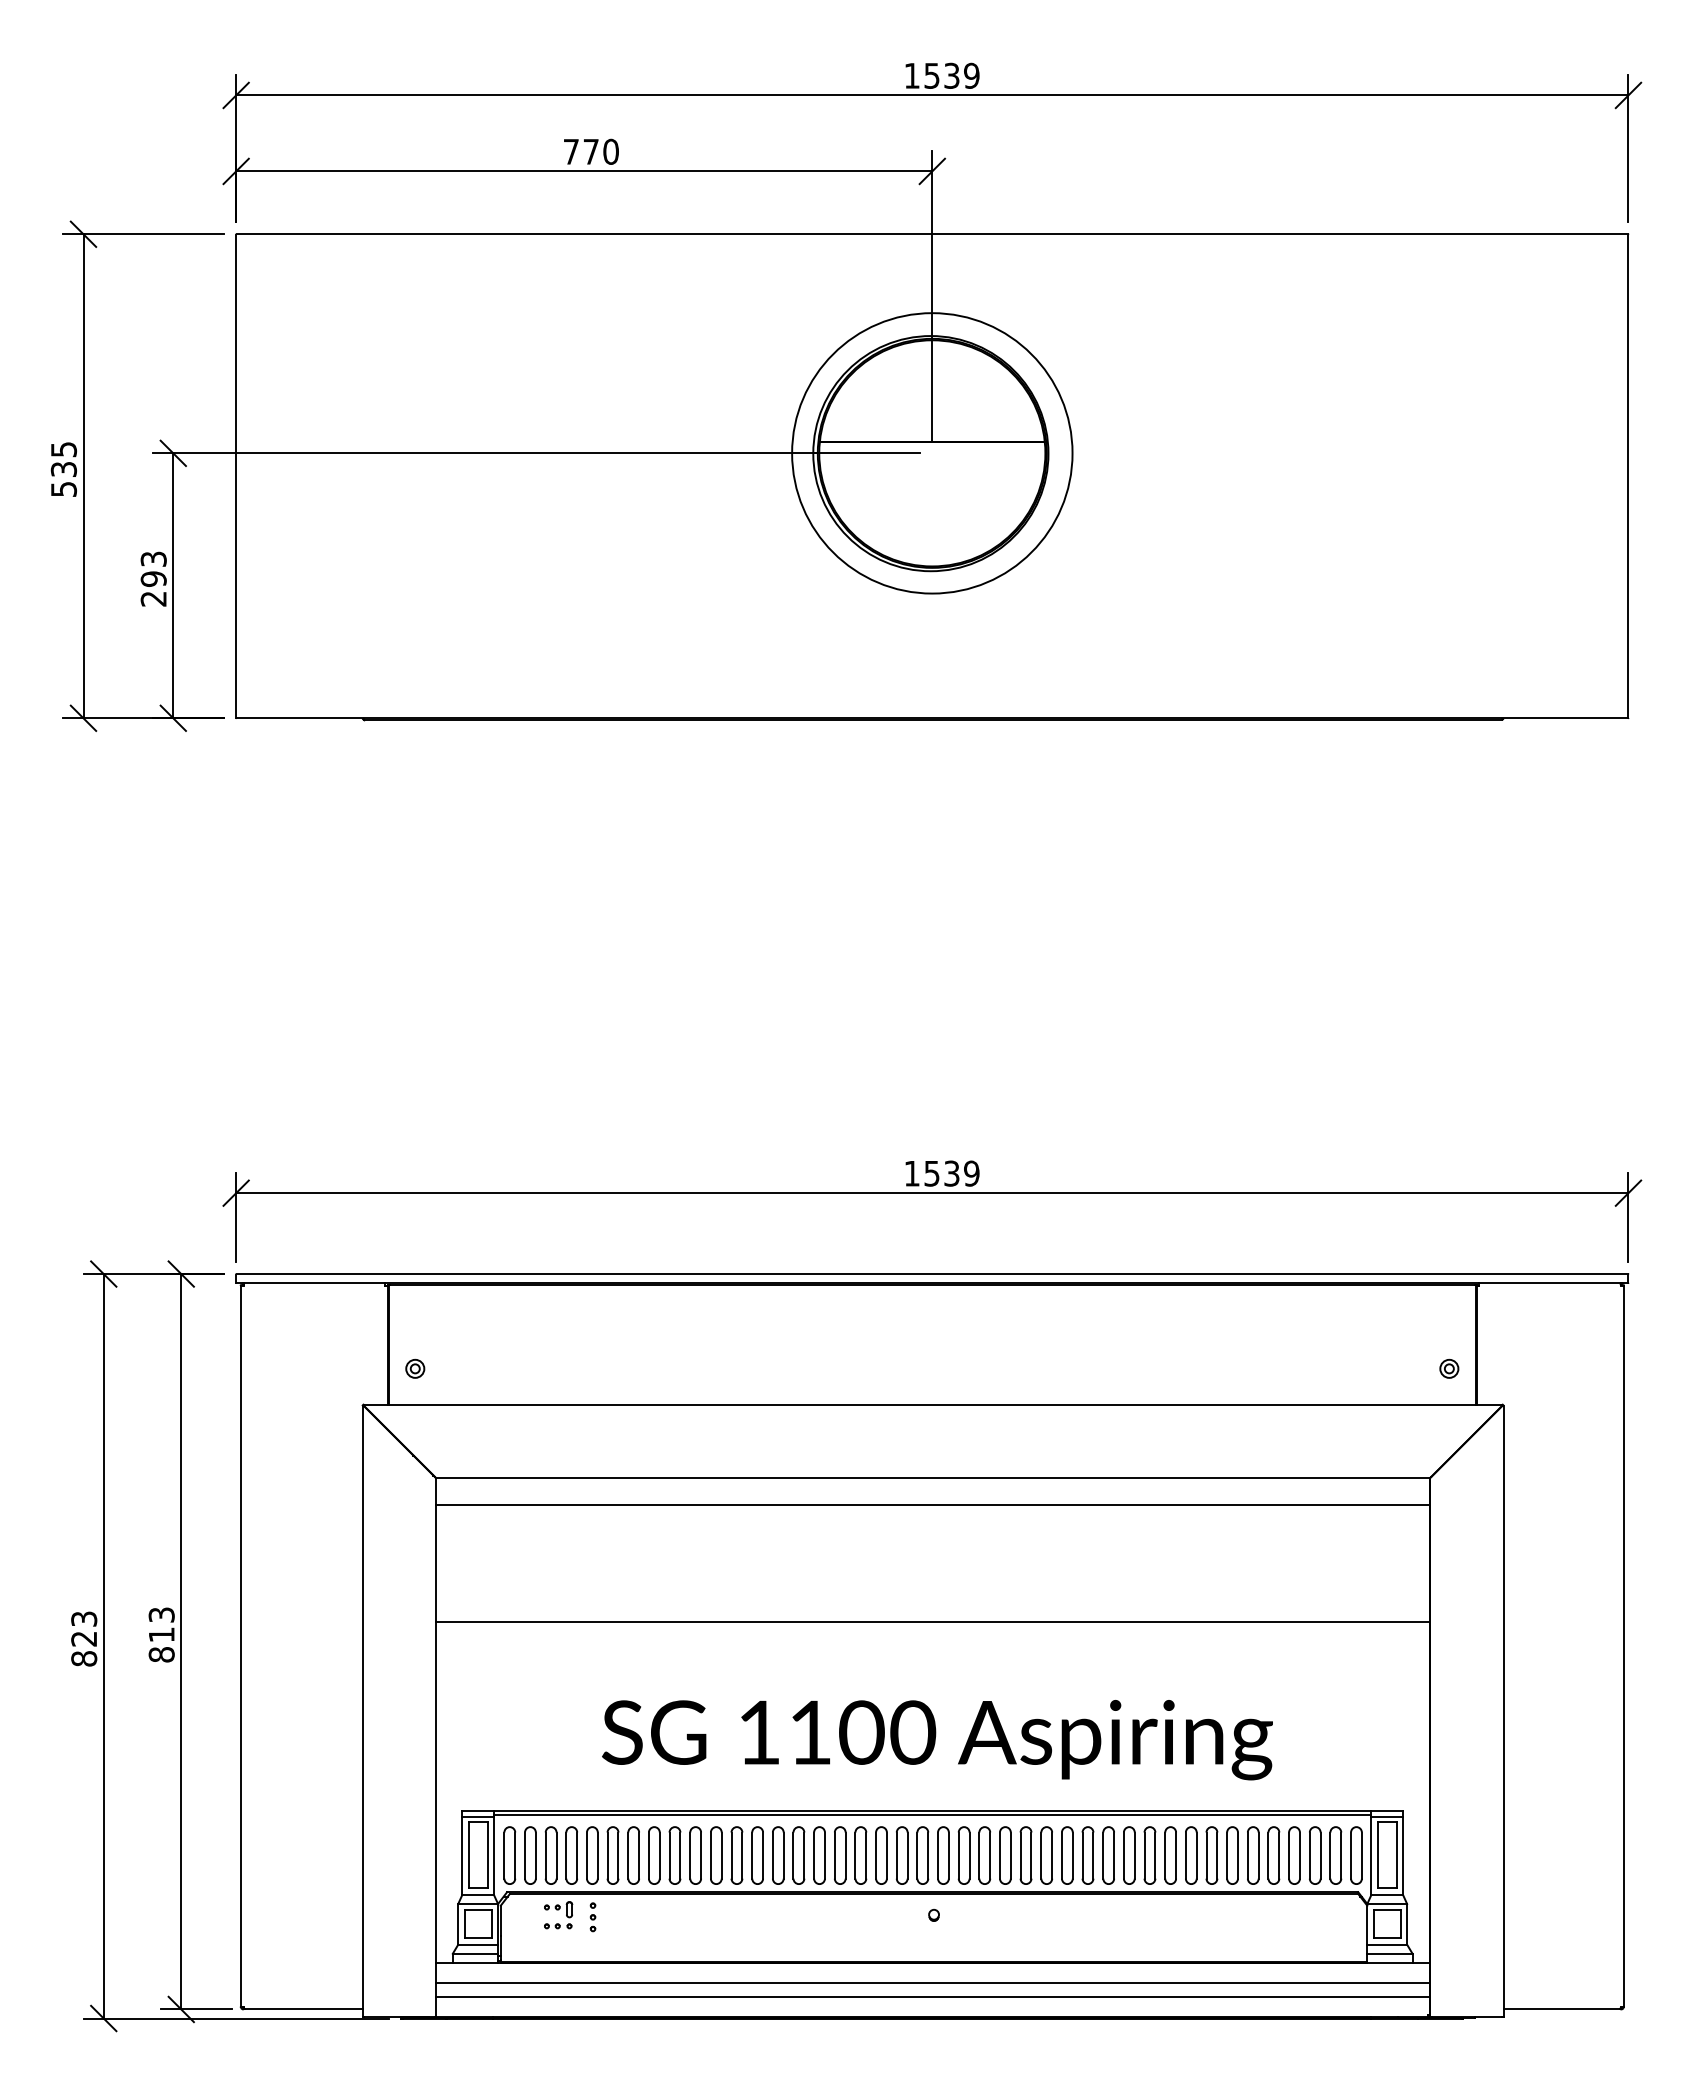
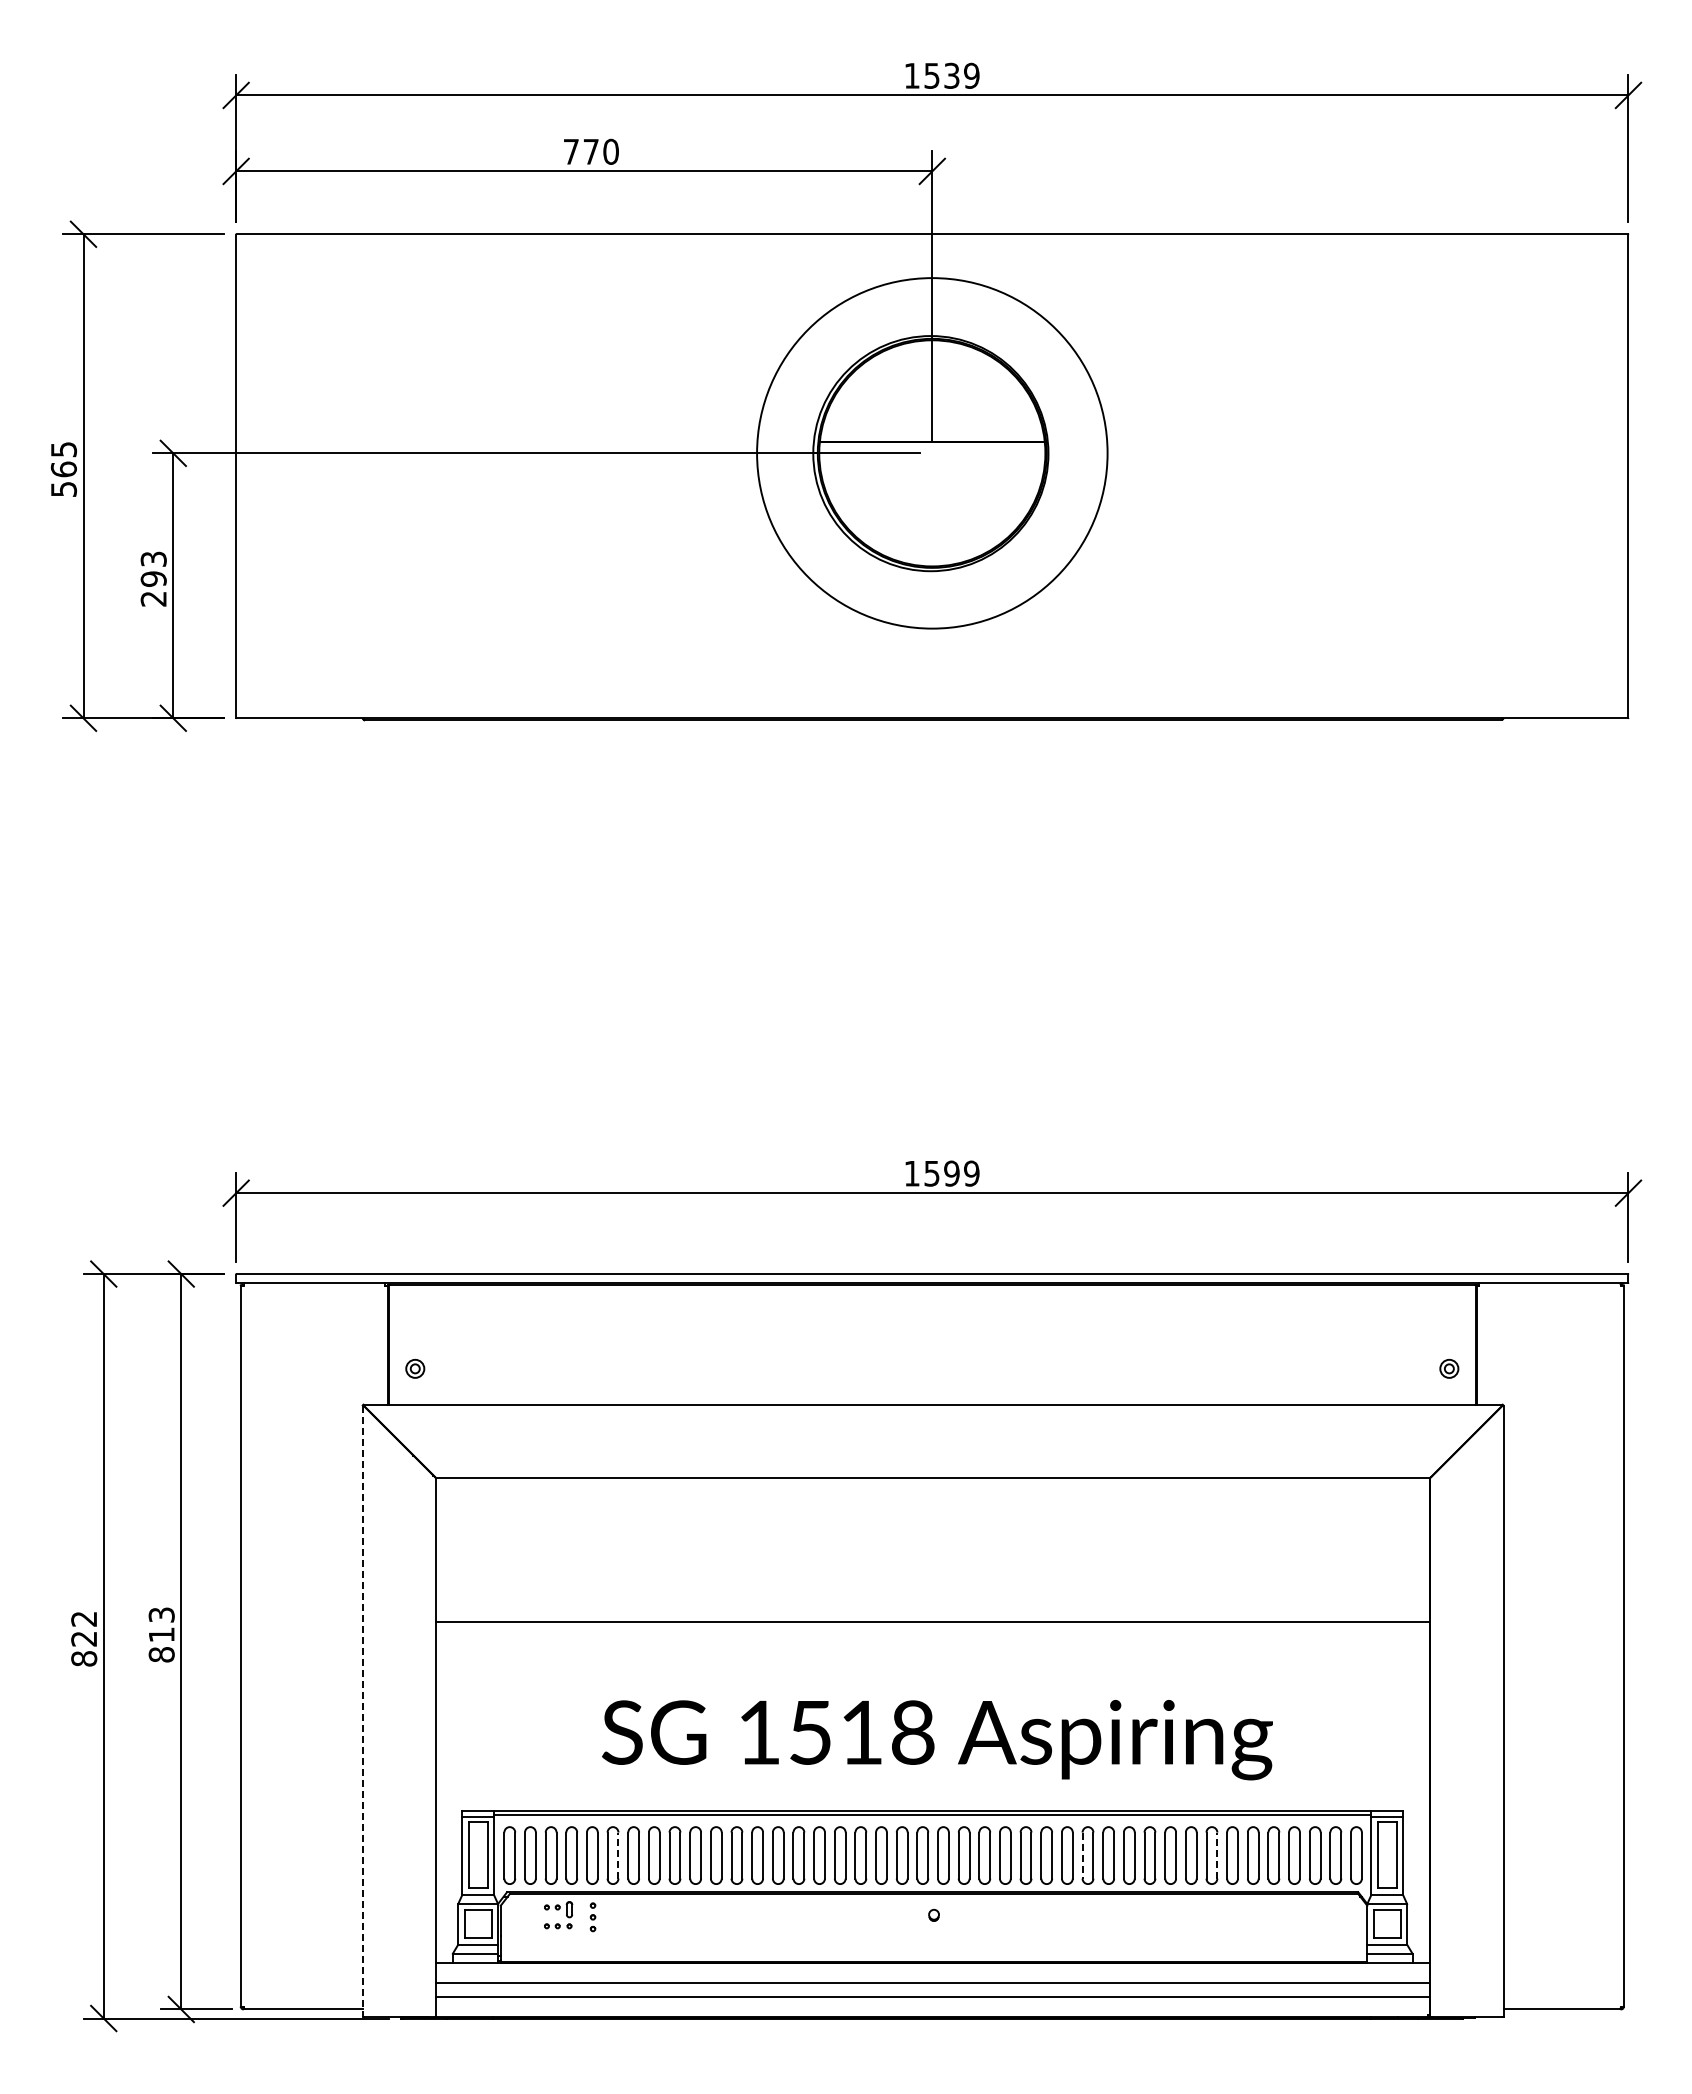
circle diameter: 280 px -> 351 px (932, 453)
text: 535 -> 565 (63, 469)
text: 1539 -> 1599 (951, 1173)
line: present -> none (932, 1504)
text: 823 -> 822 (84, 1618)
line: solid -> dashed (362, 1711)
text: 1100 -> 1518 (863, 1732)
line: solid -> dashed (618, 1855)
line: solid -> dashed (1217, 1855)
line: solid -> dashed (1082, 1856)
